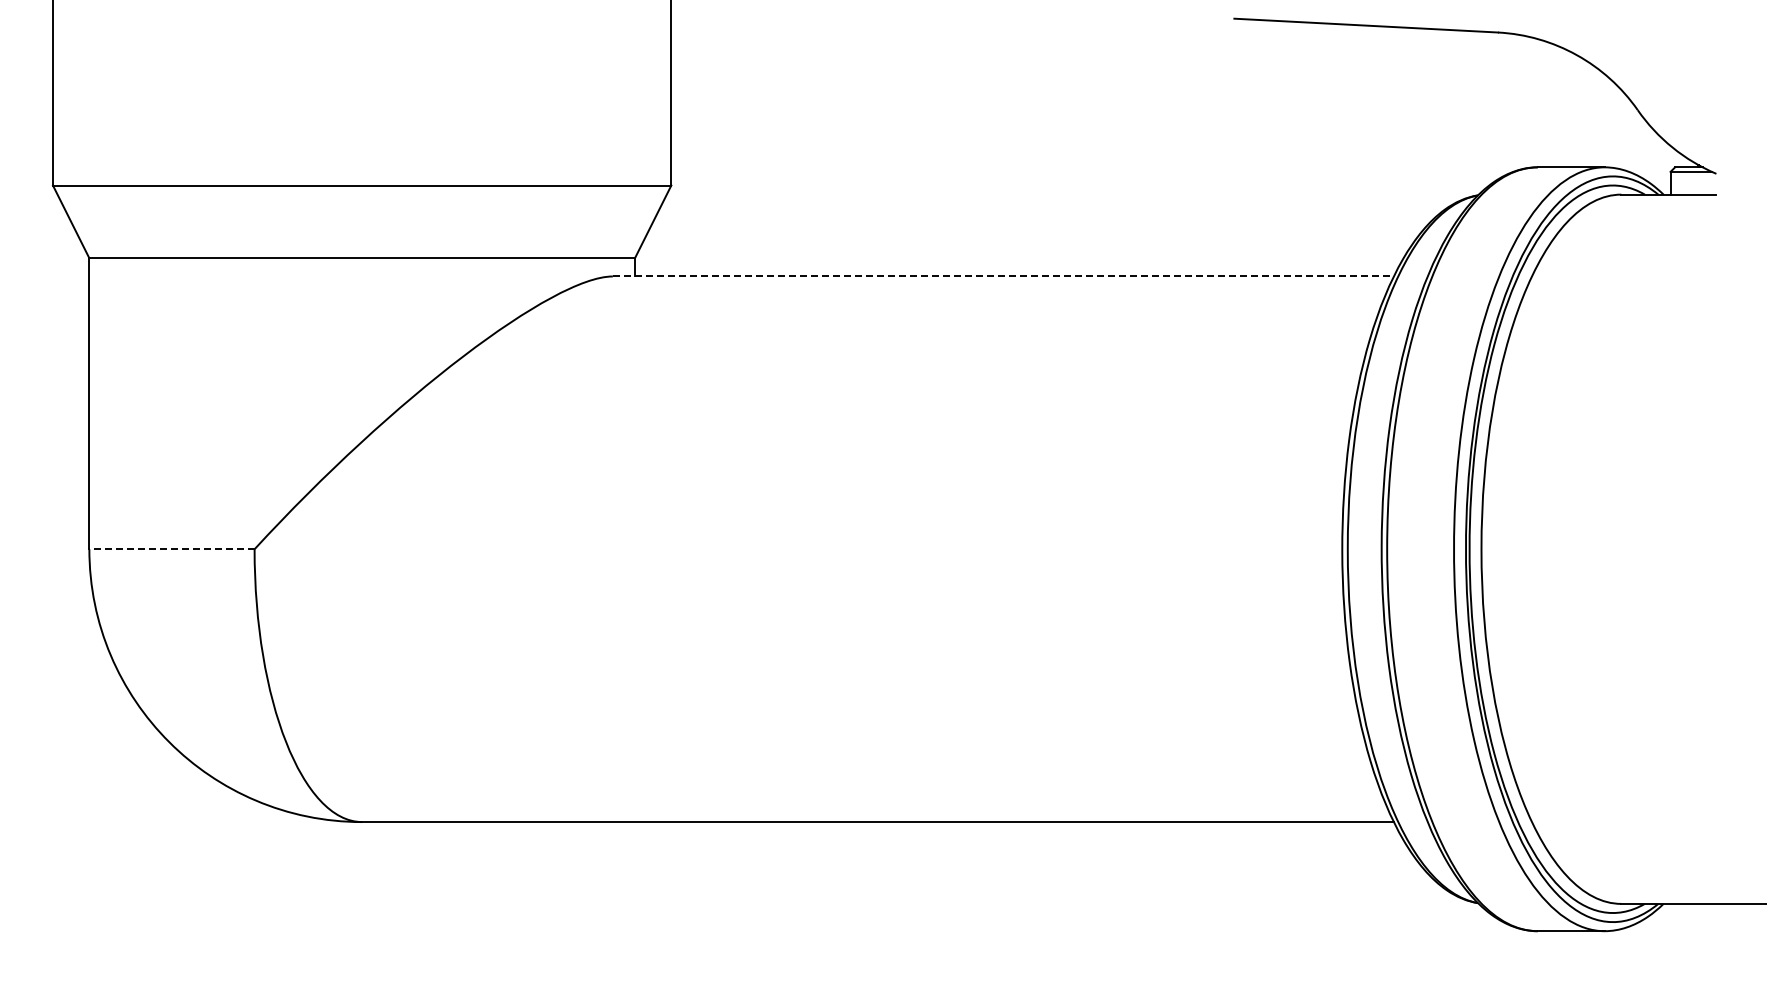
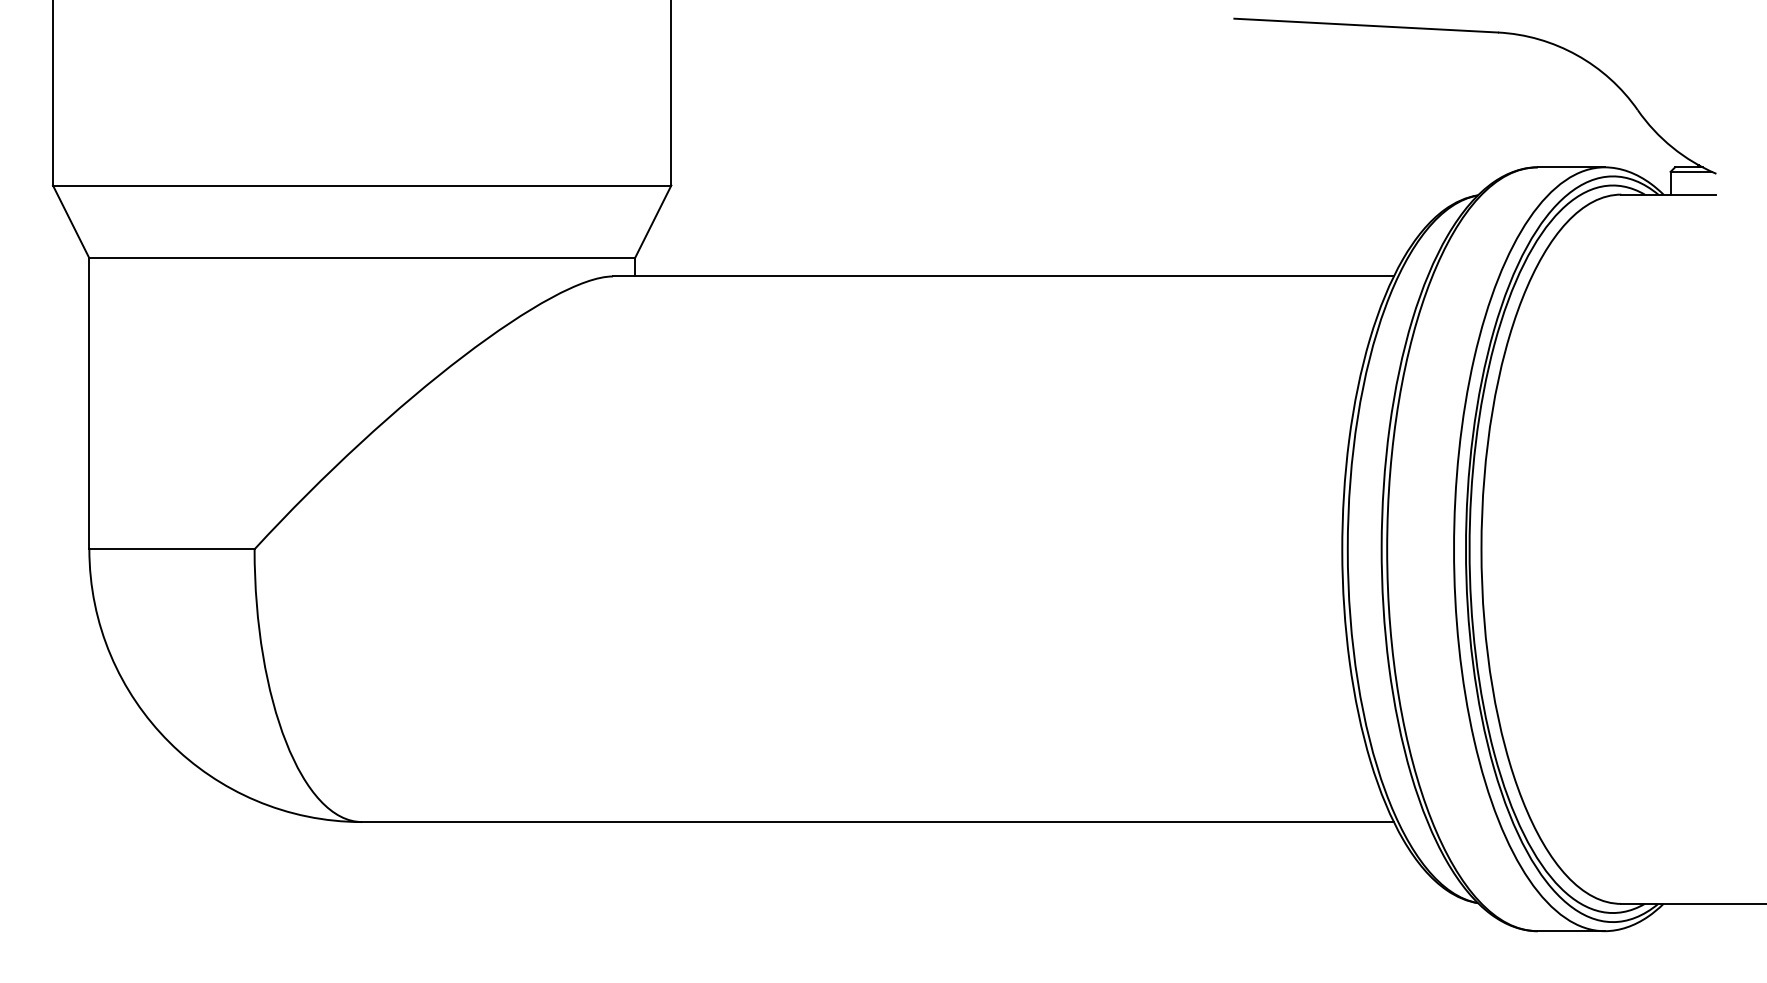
line: dashed -> solid (1003, 276)
line: dashed -> solid (171, 549)
